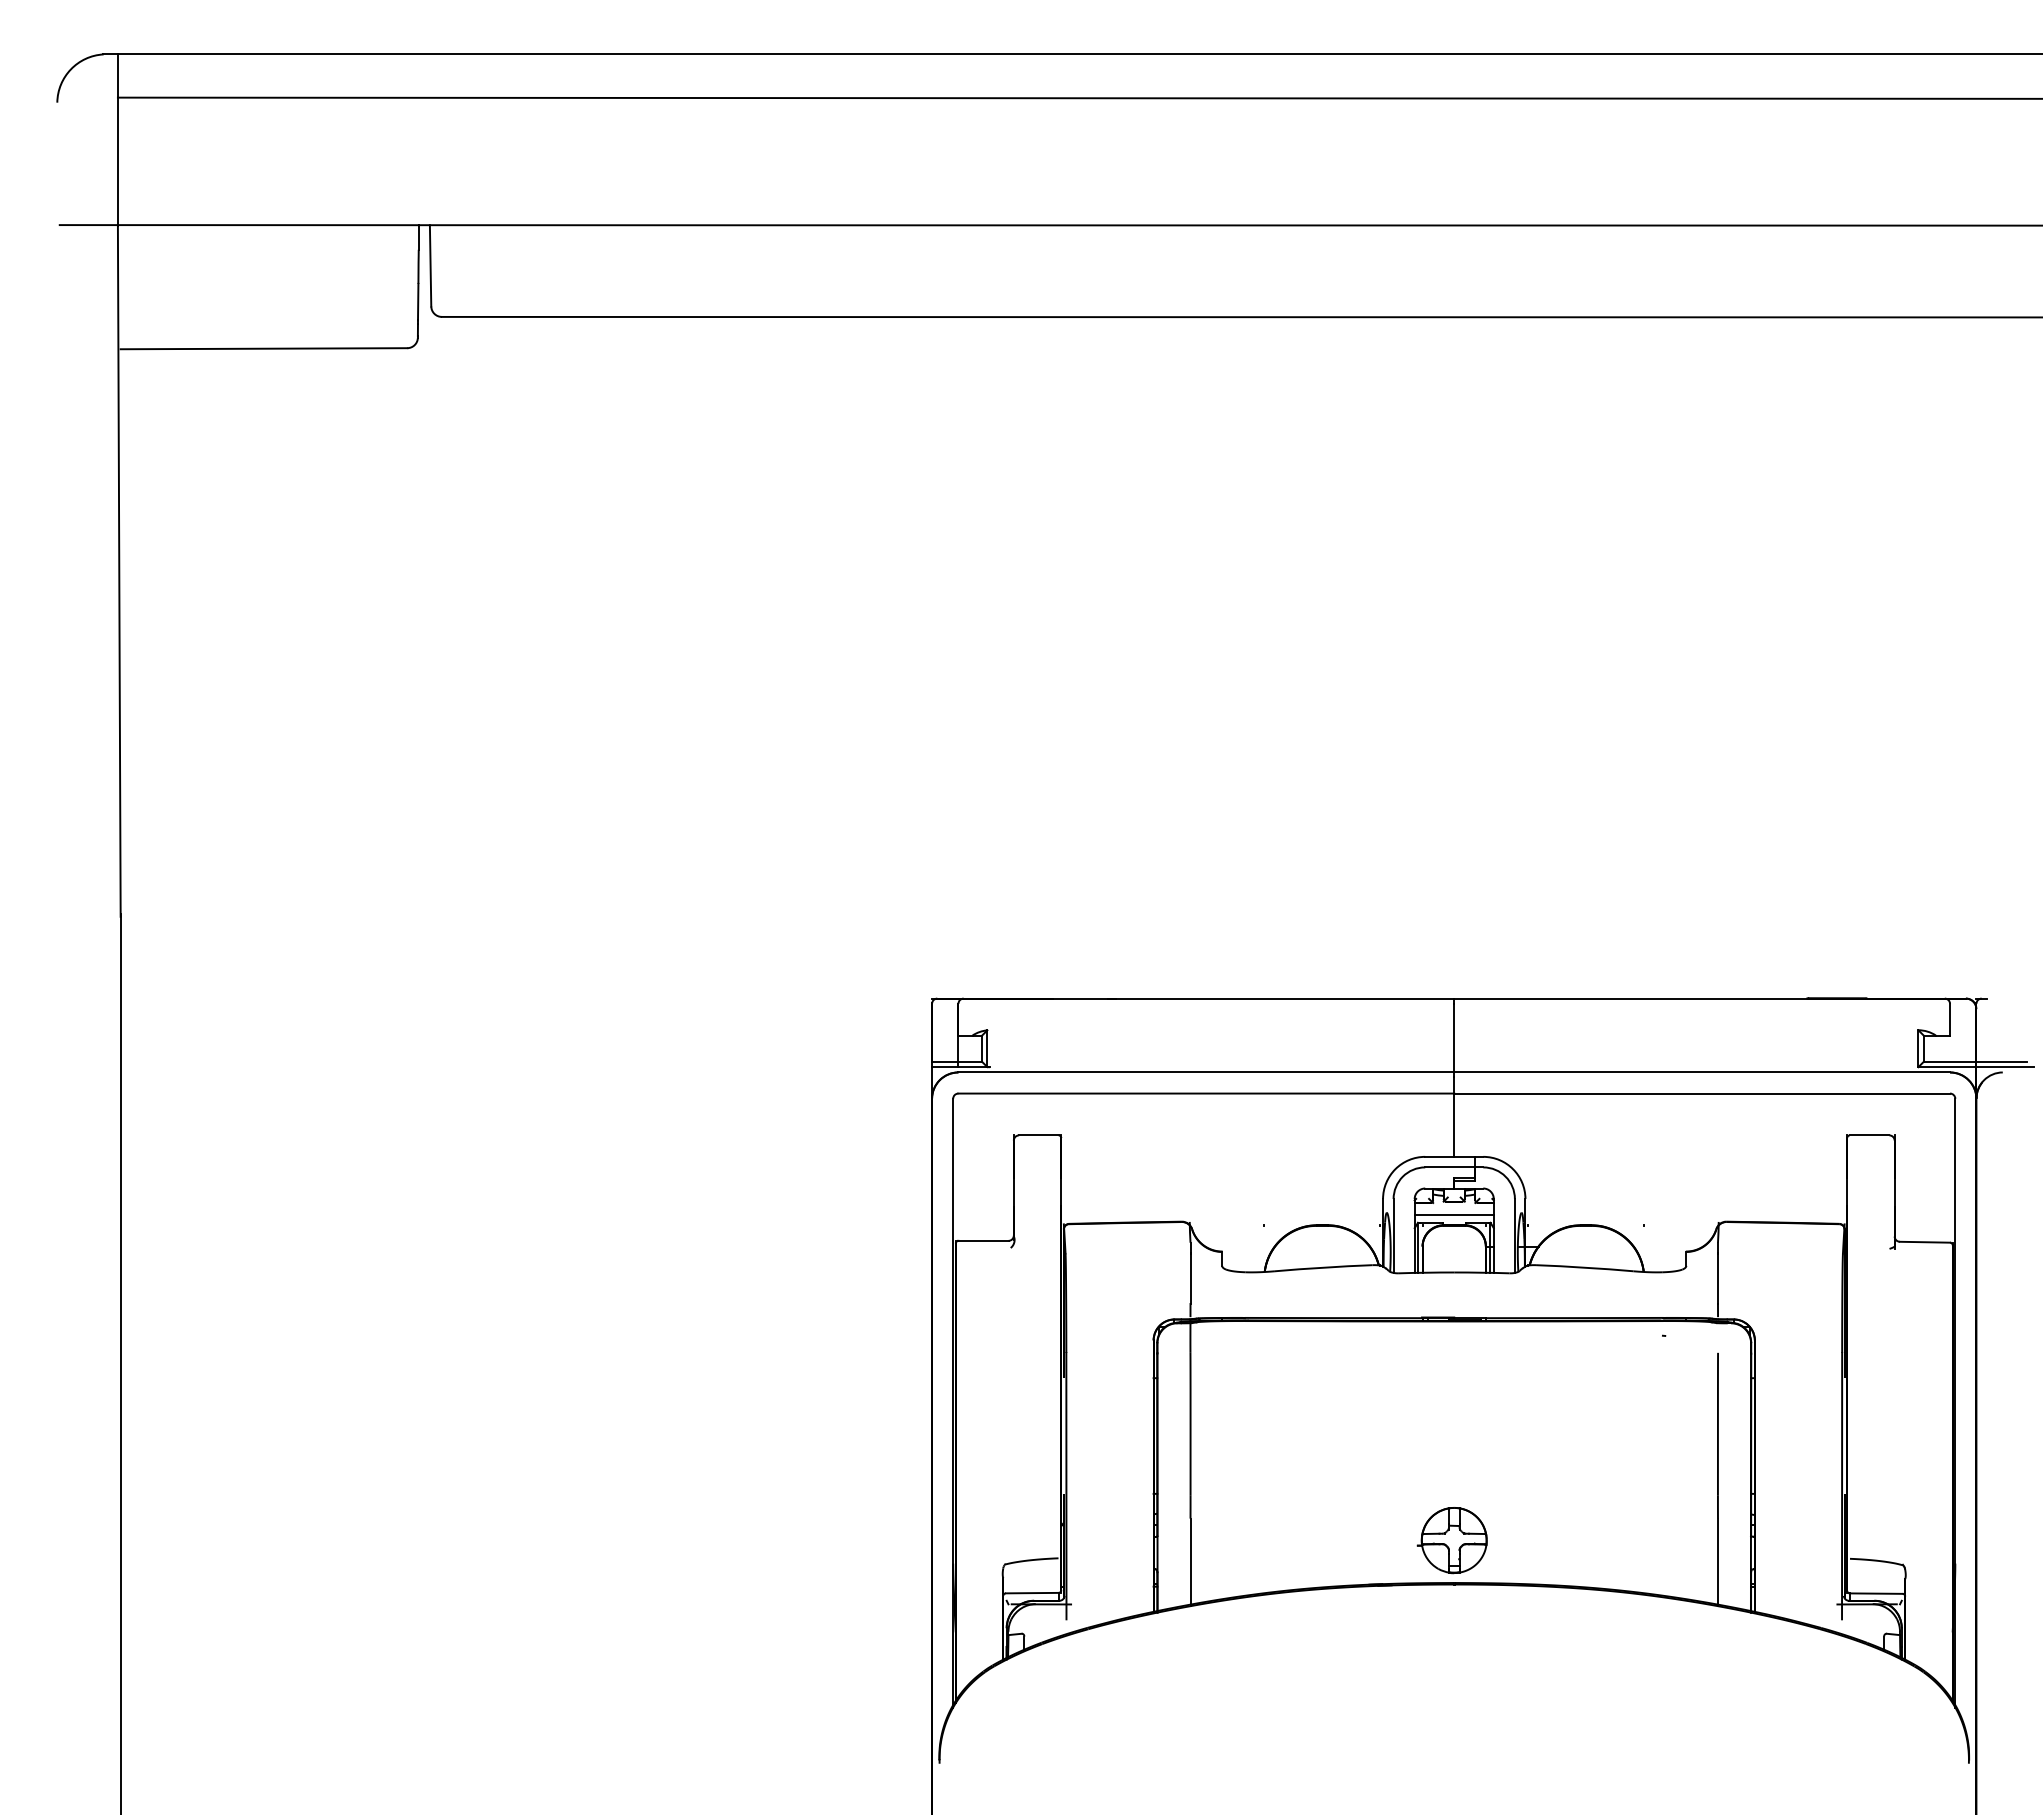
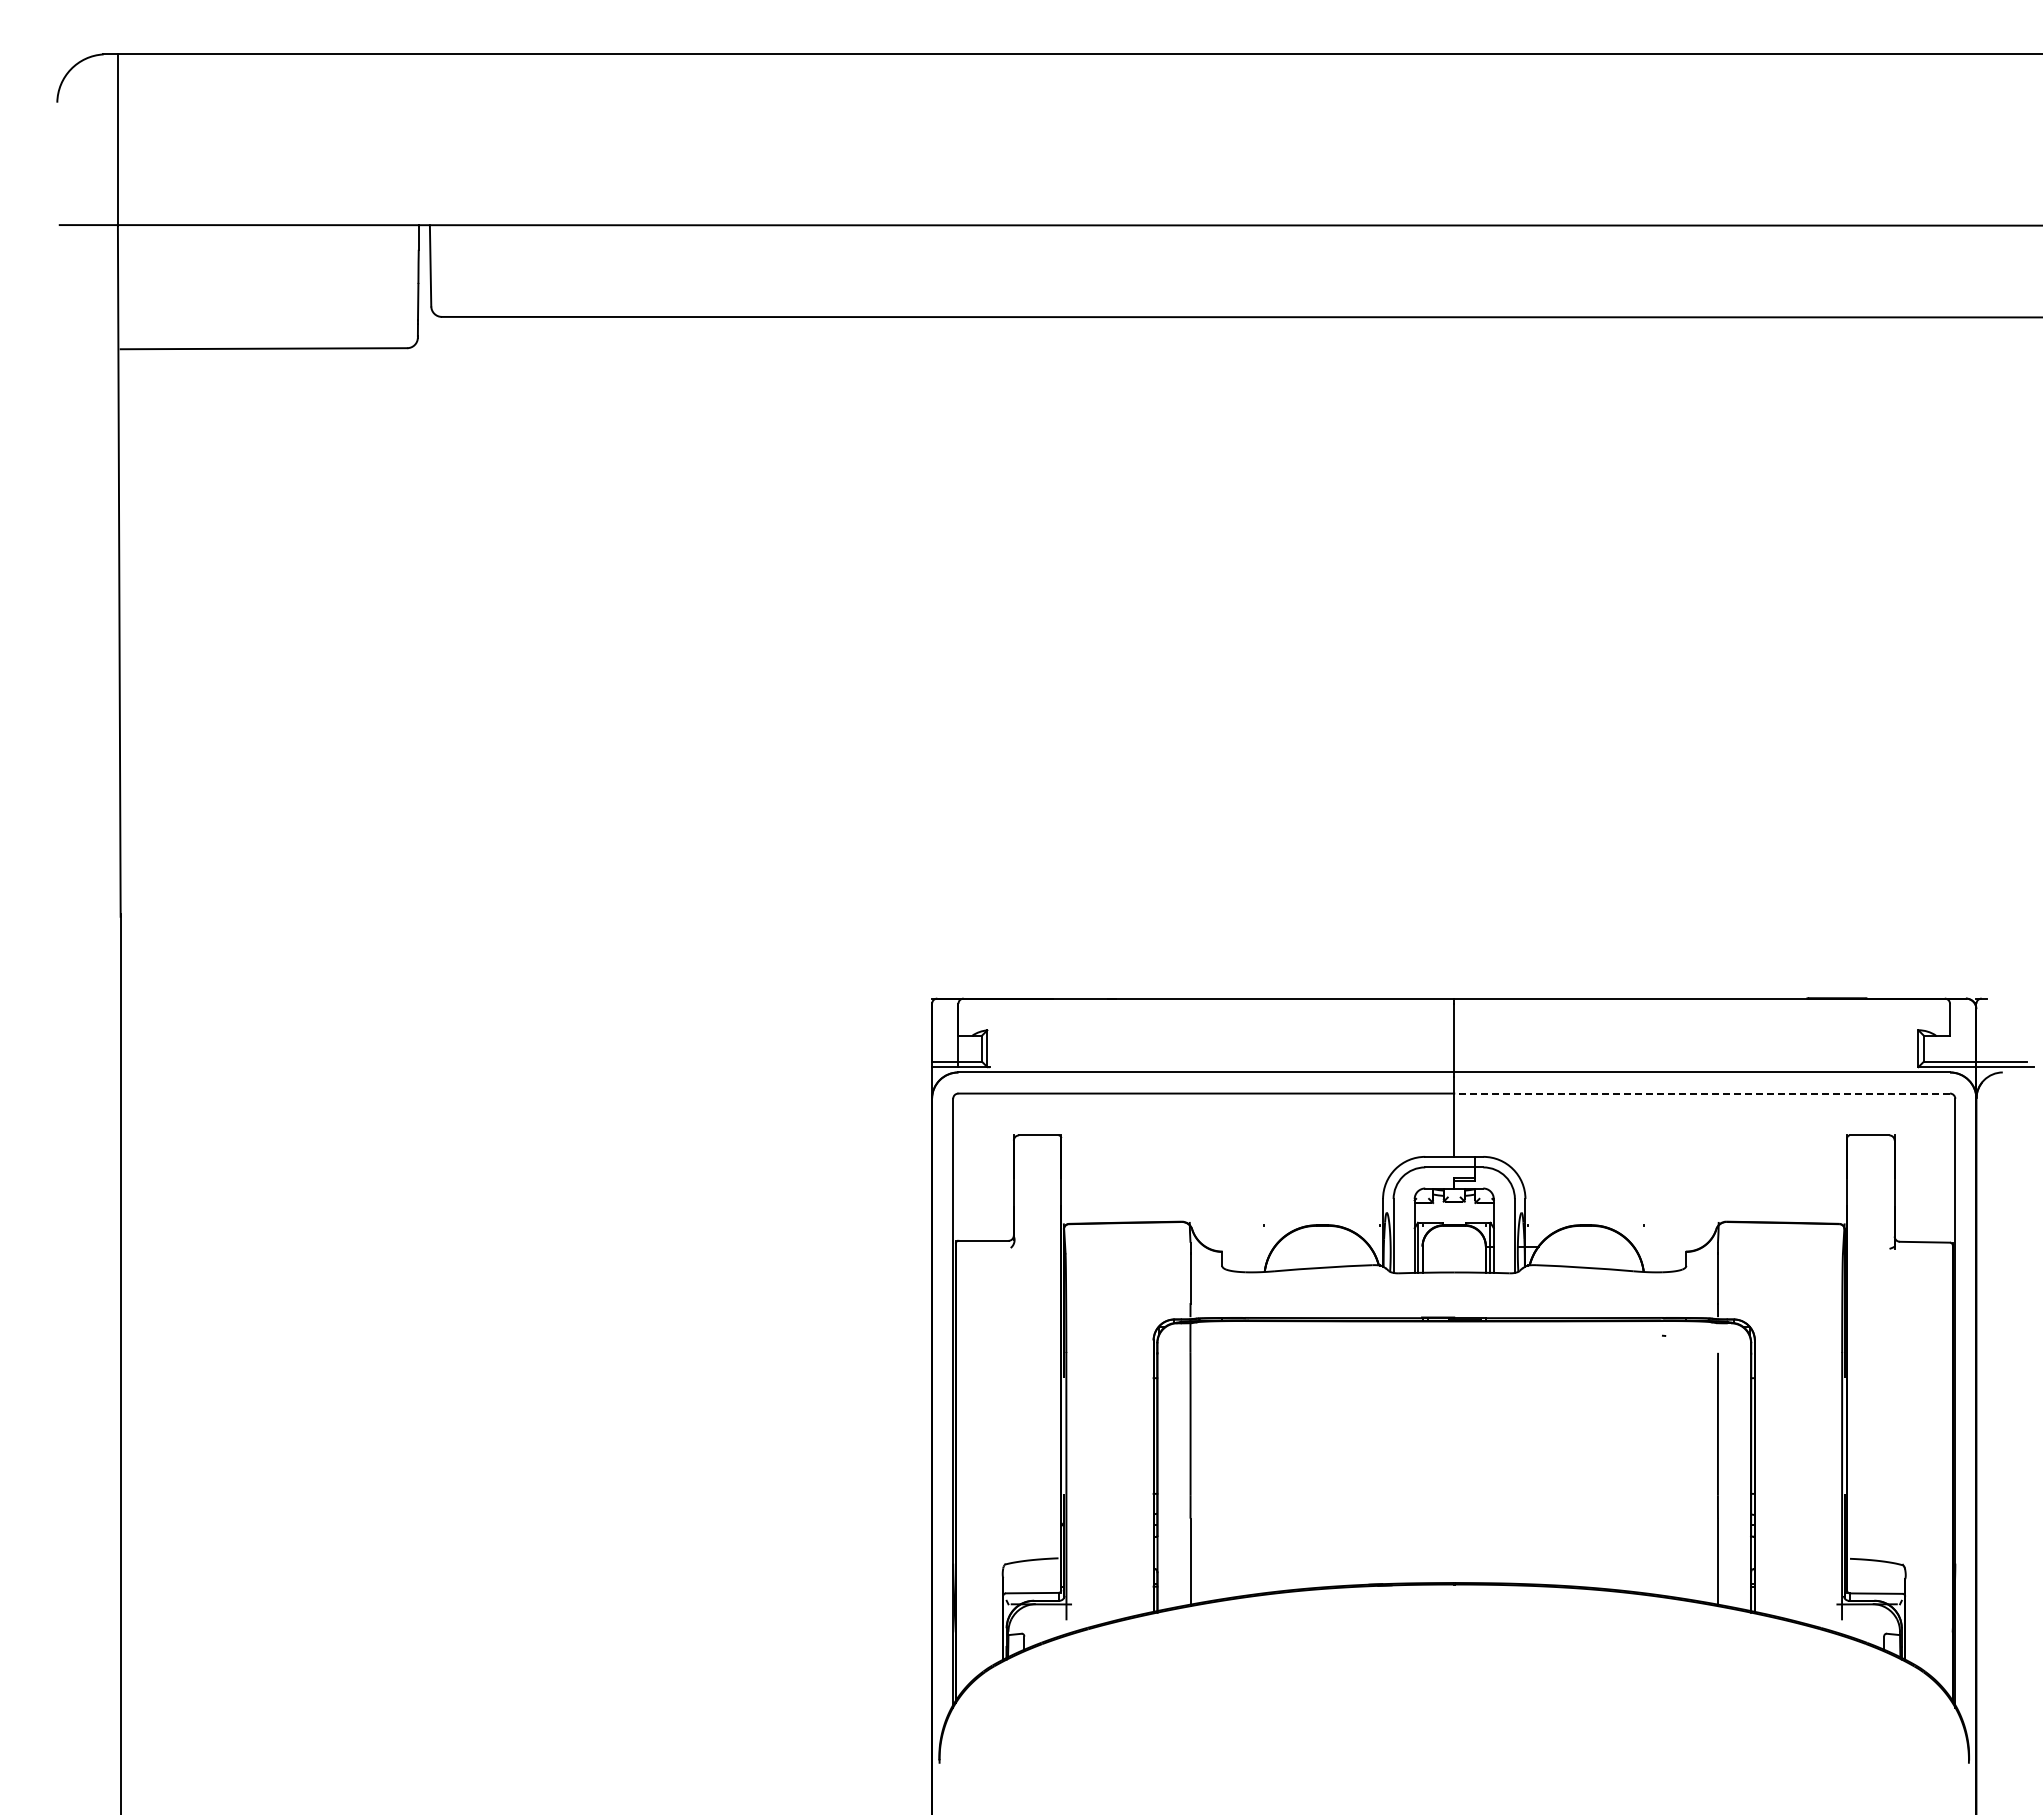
line: present -> none (1078, 97)
line: solid -> dashed (1702, 1093)
line: present -> none (1453, 1214)
part: present -> none (1451, 1540)
